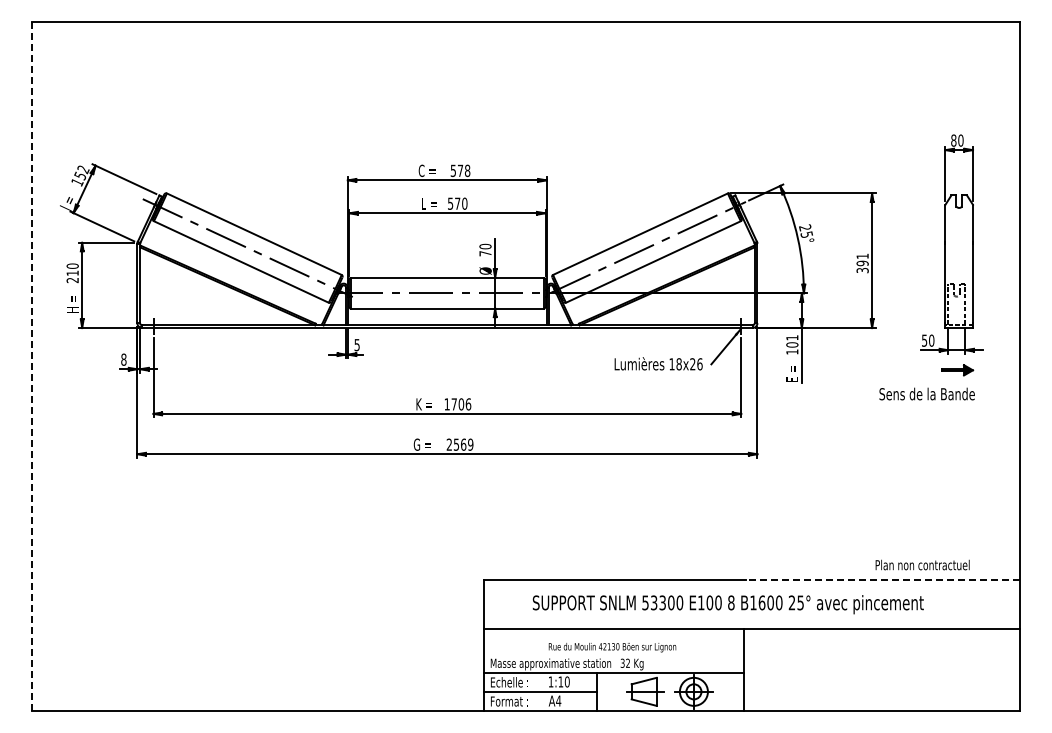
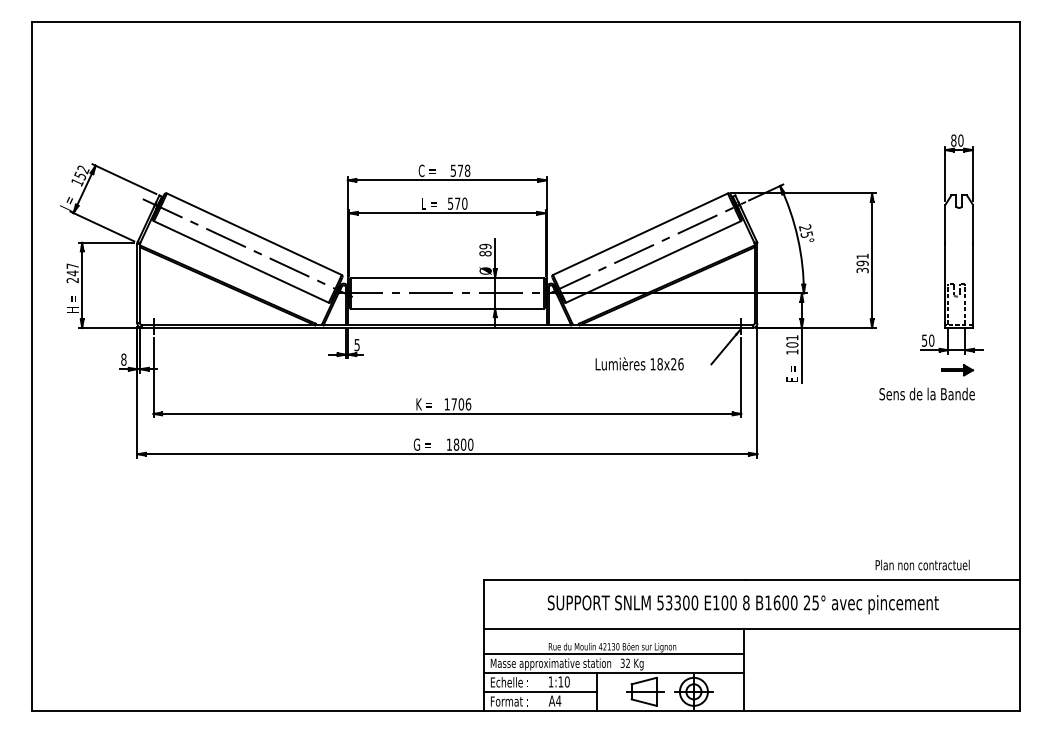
text: 70 -> 89 (485, 250)
text: 210 -> 247 (72, 269)
text position: (658, 363) -> (639, 363) (639, 363)
line: dashed -> solid (31, 366)
text: 2569 -> 1800 (459, 444)
line: dashed -> solid (882, 580)
text position: (727, 604) -> (742, 604) (742, 604)
line: none -> present (613, 654)
